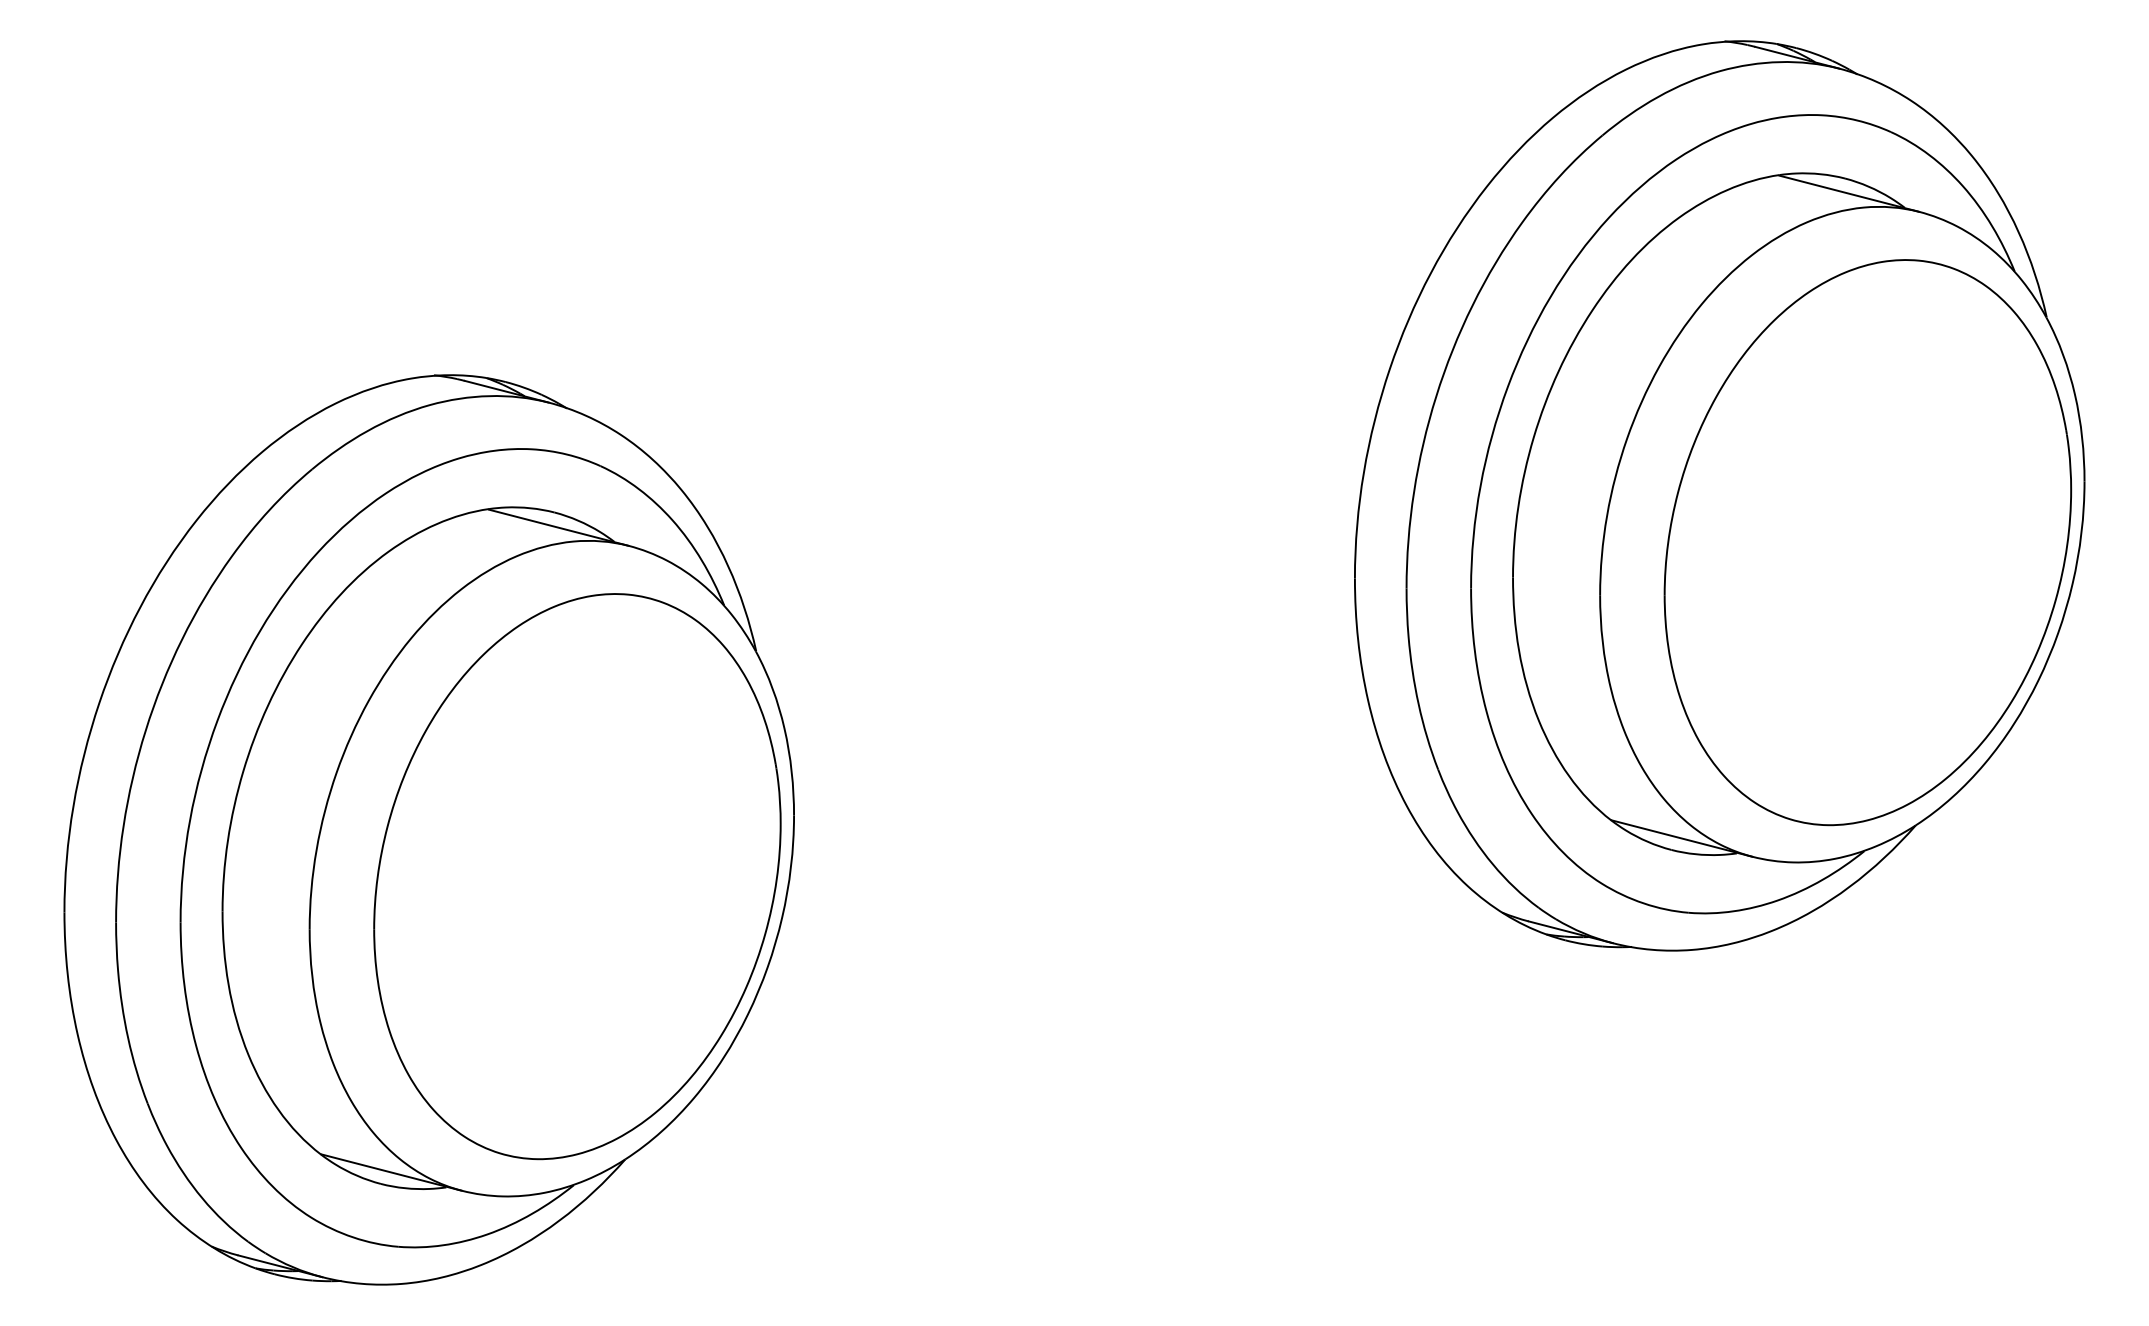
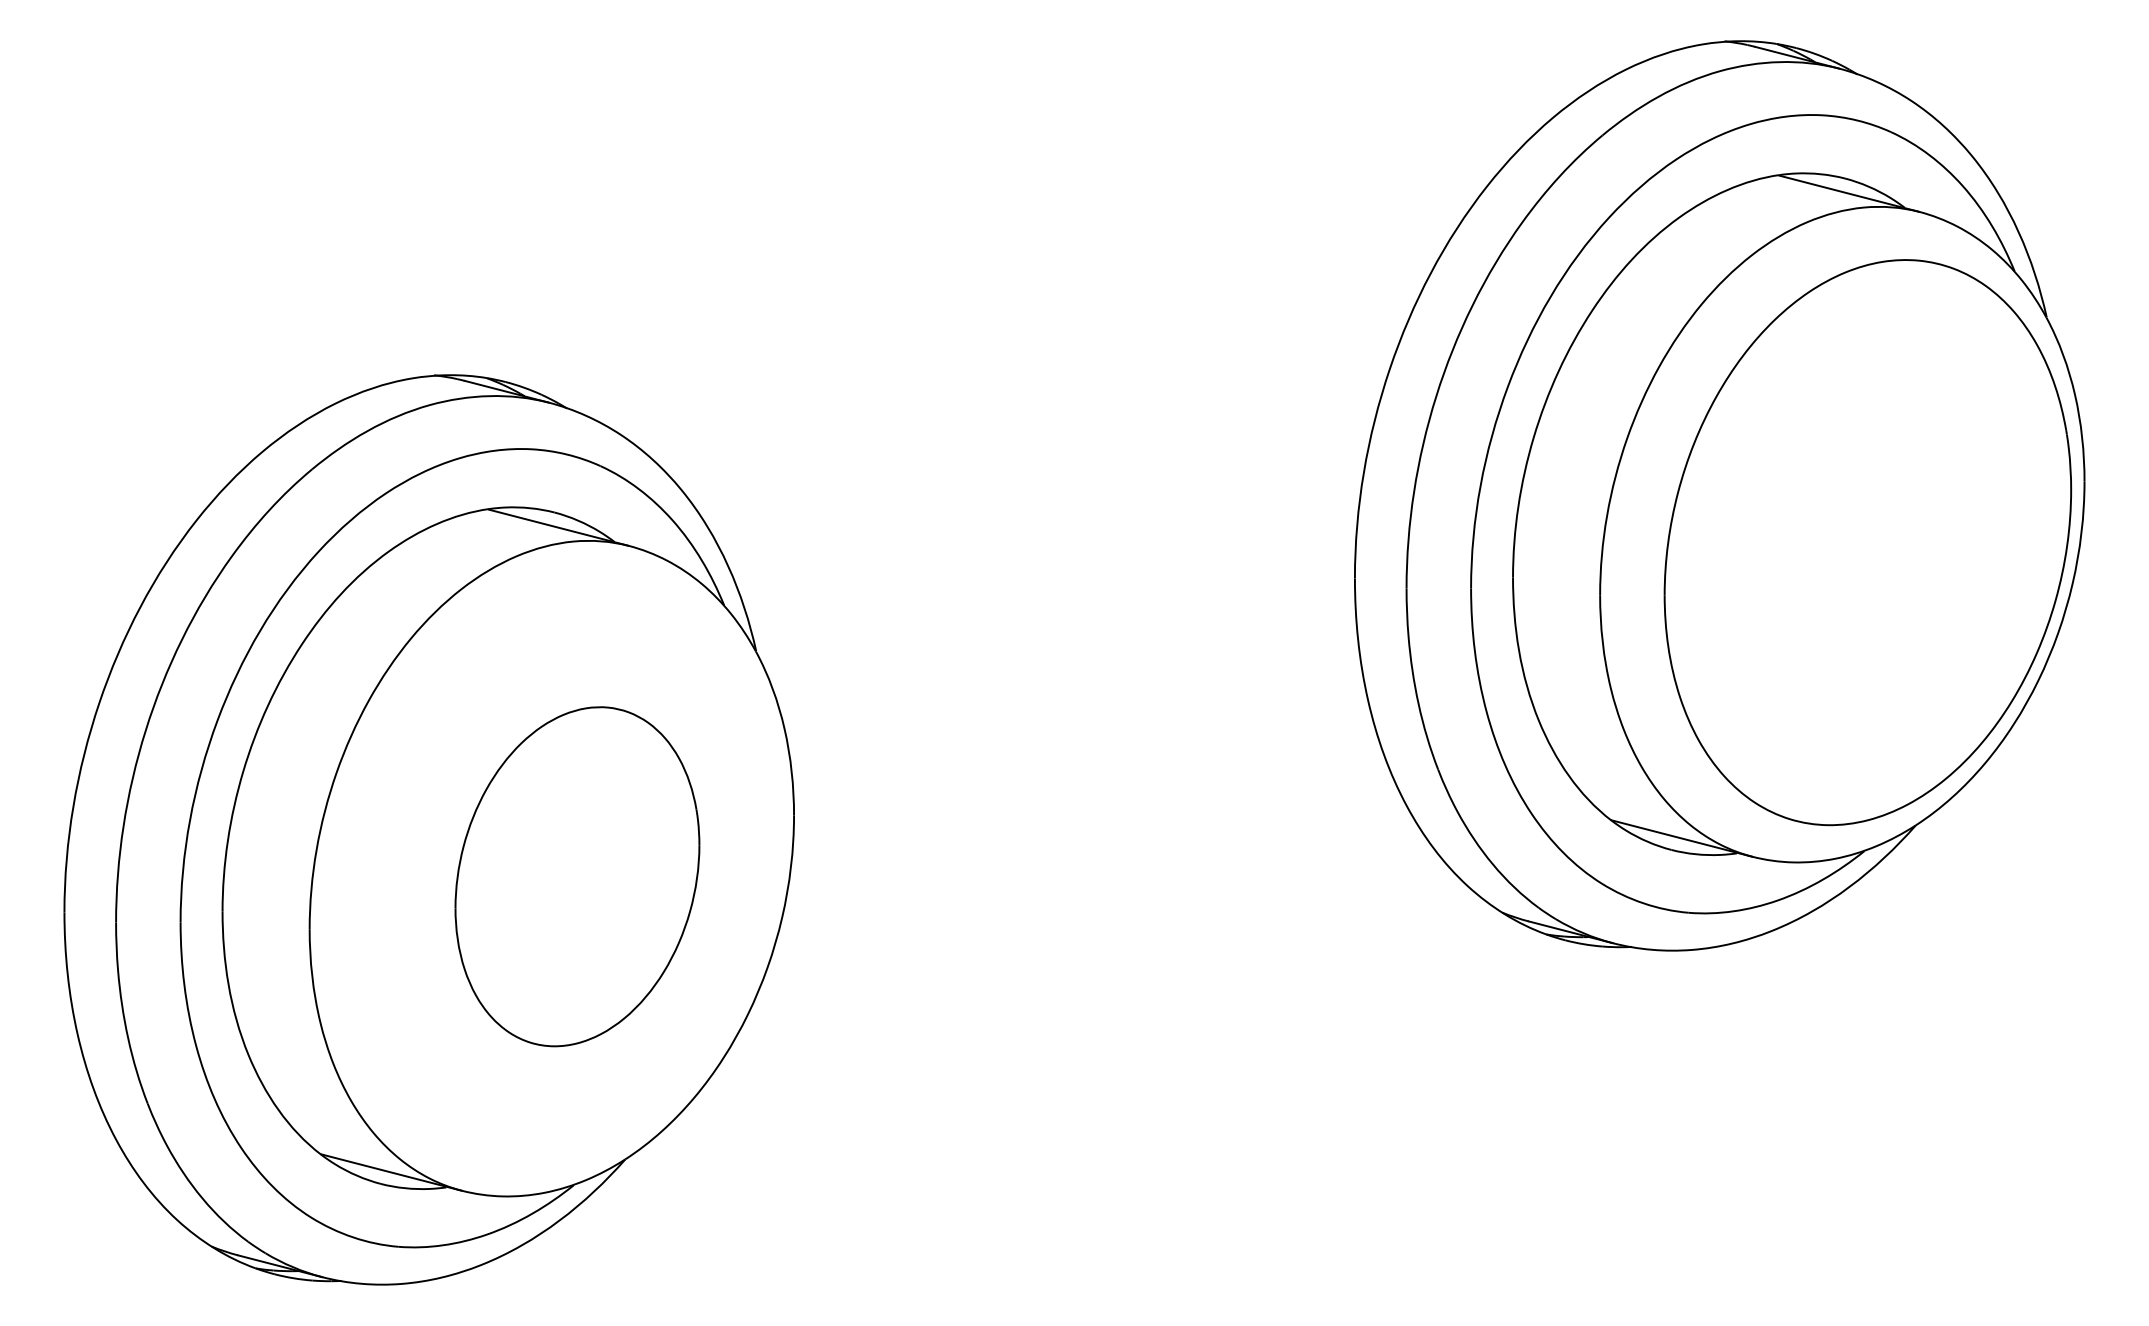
part size: 409x568 px -> 247x342 px (577, 876)
